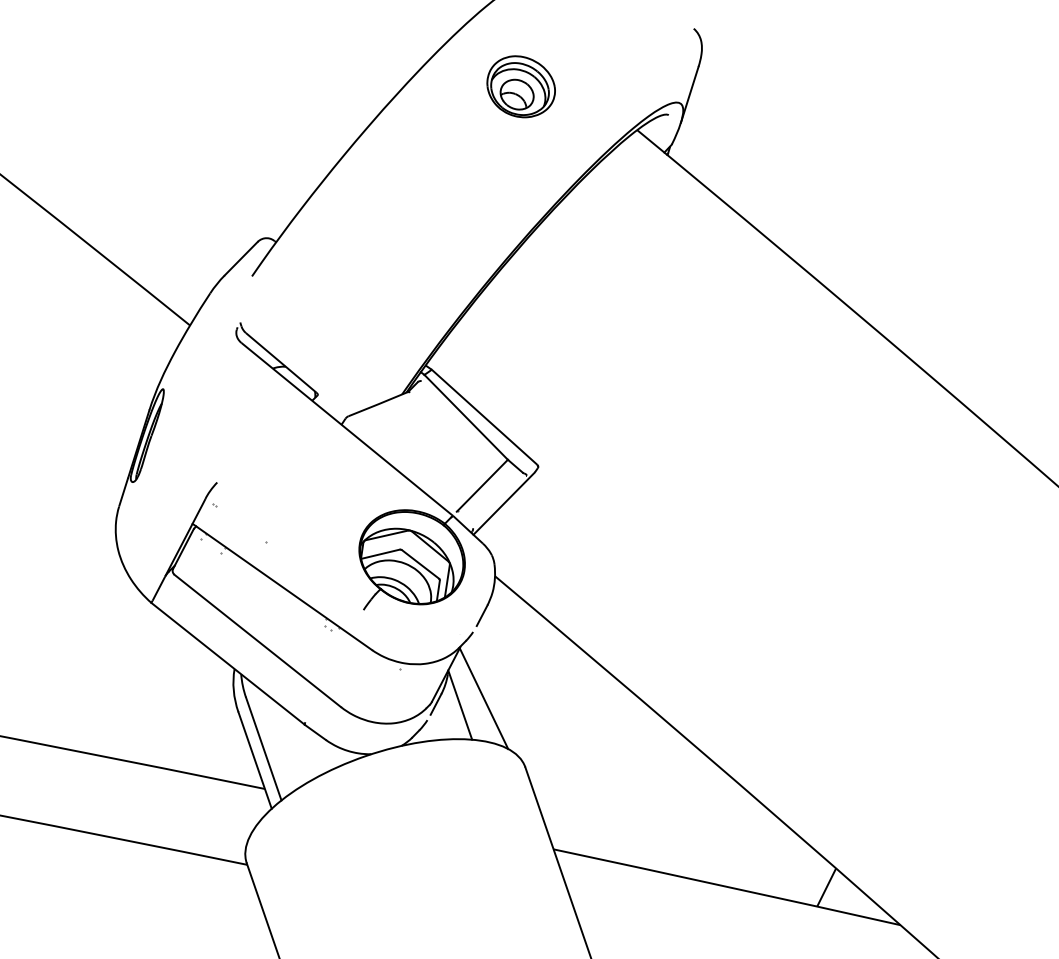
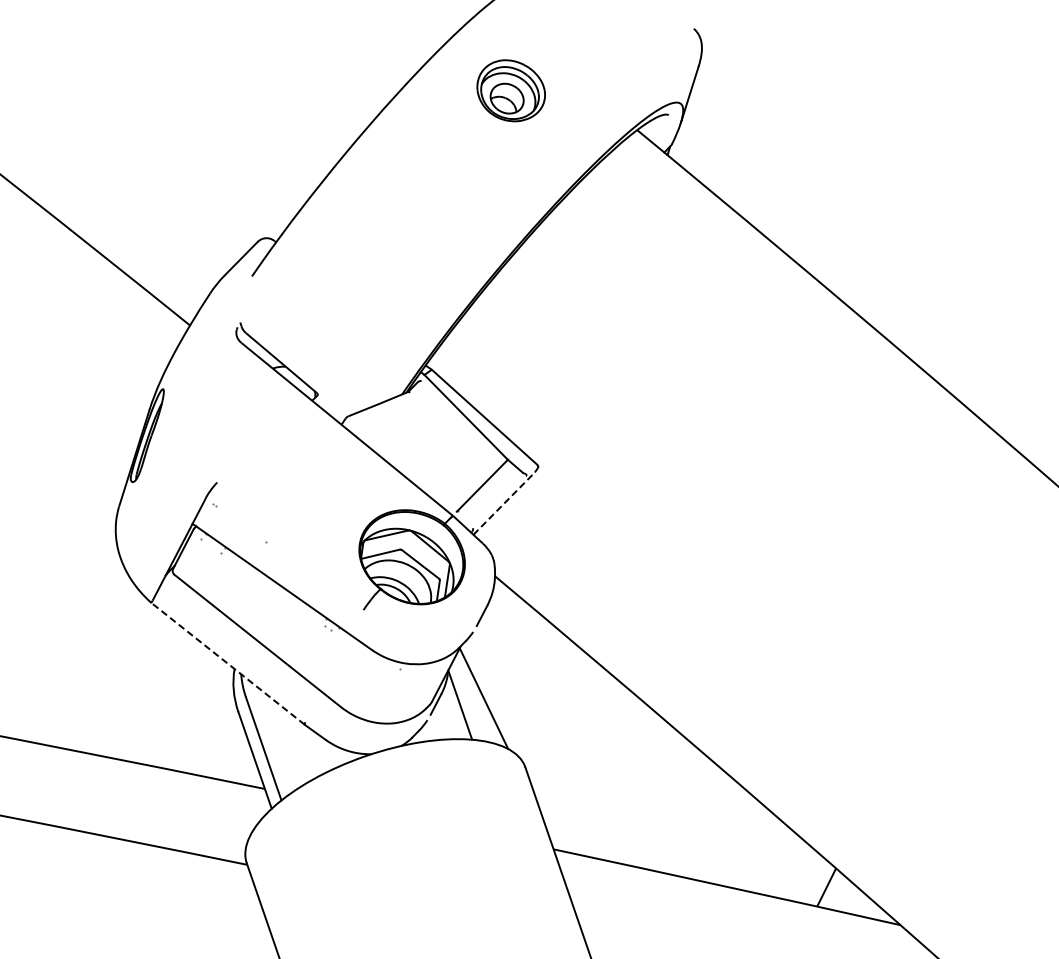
part position: (520, 86) -> (510, 90) (510, 90)
line: solid -> dashed (504, 503)
line: solid -> dashed (228, 663)
